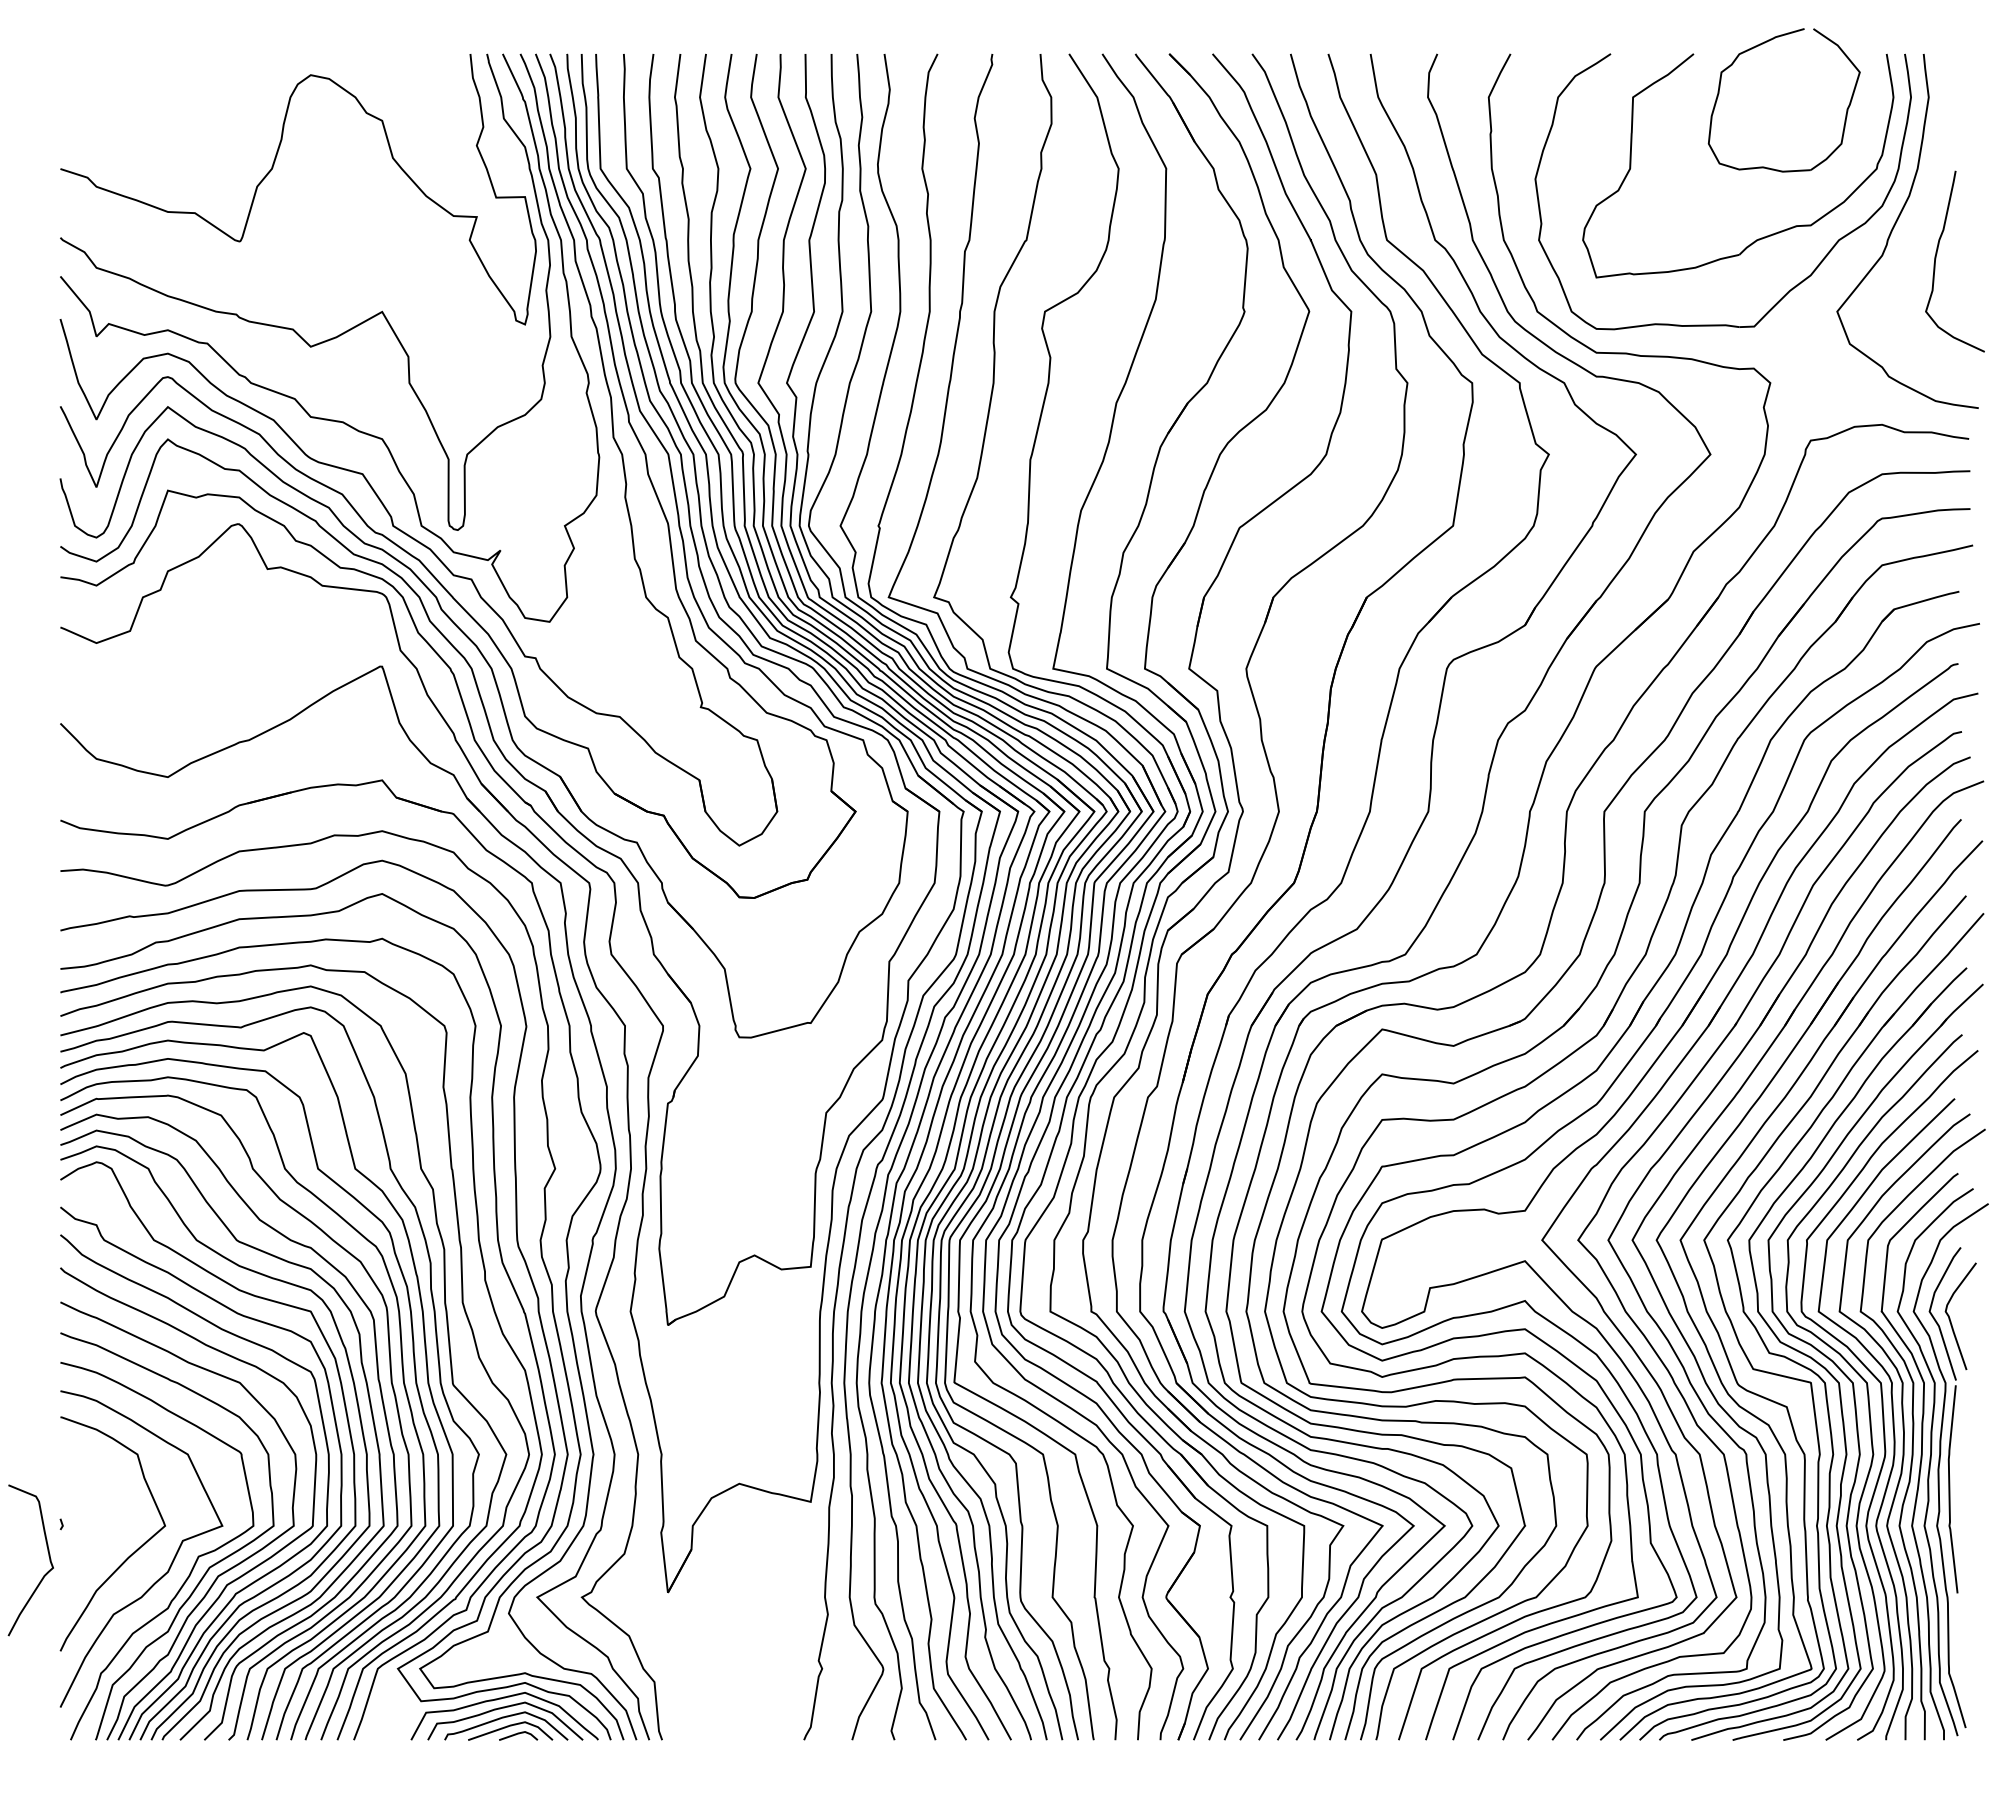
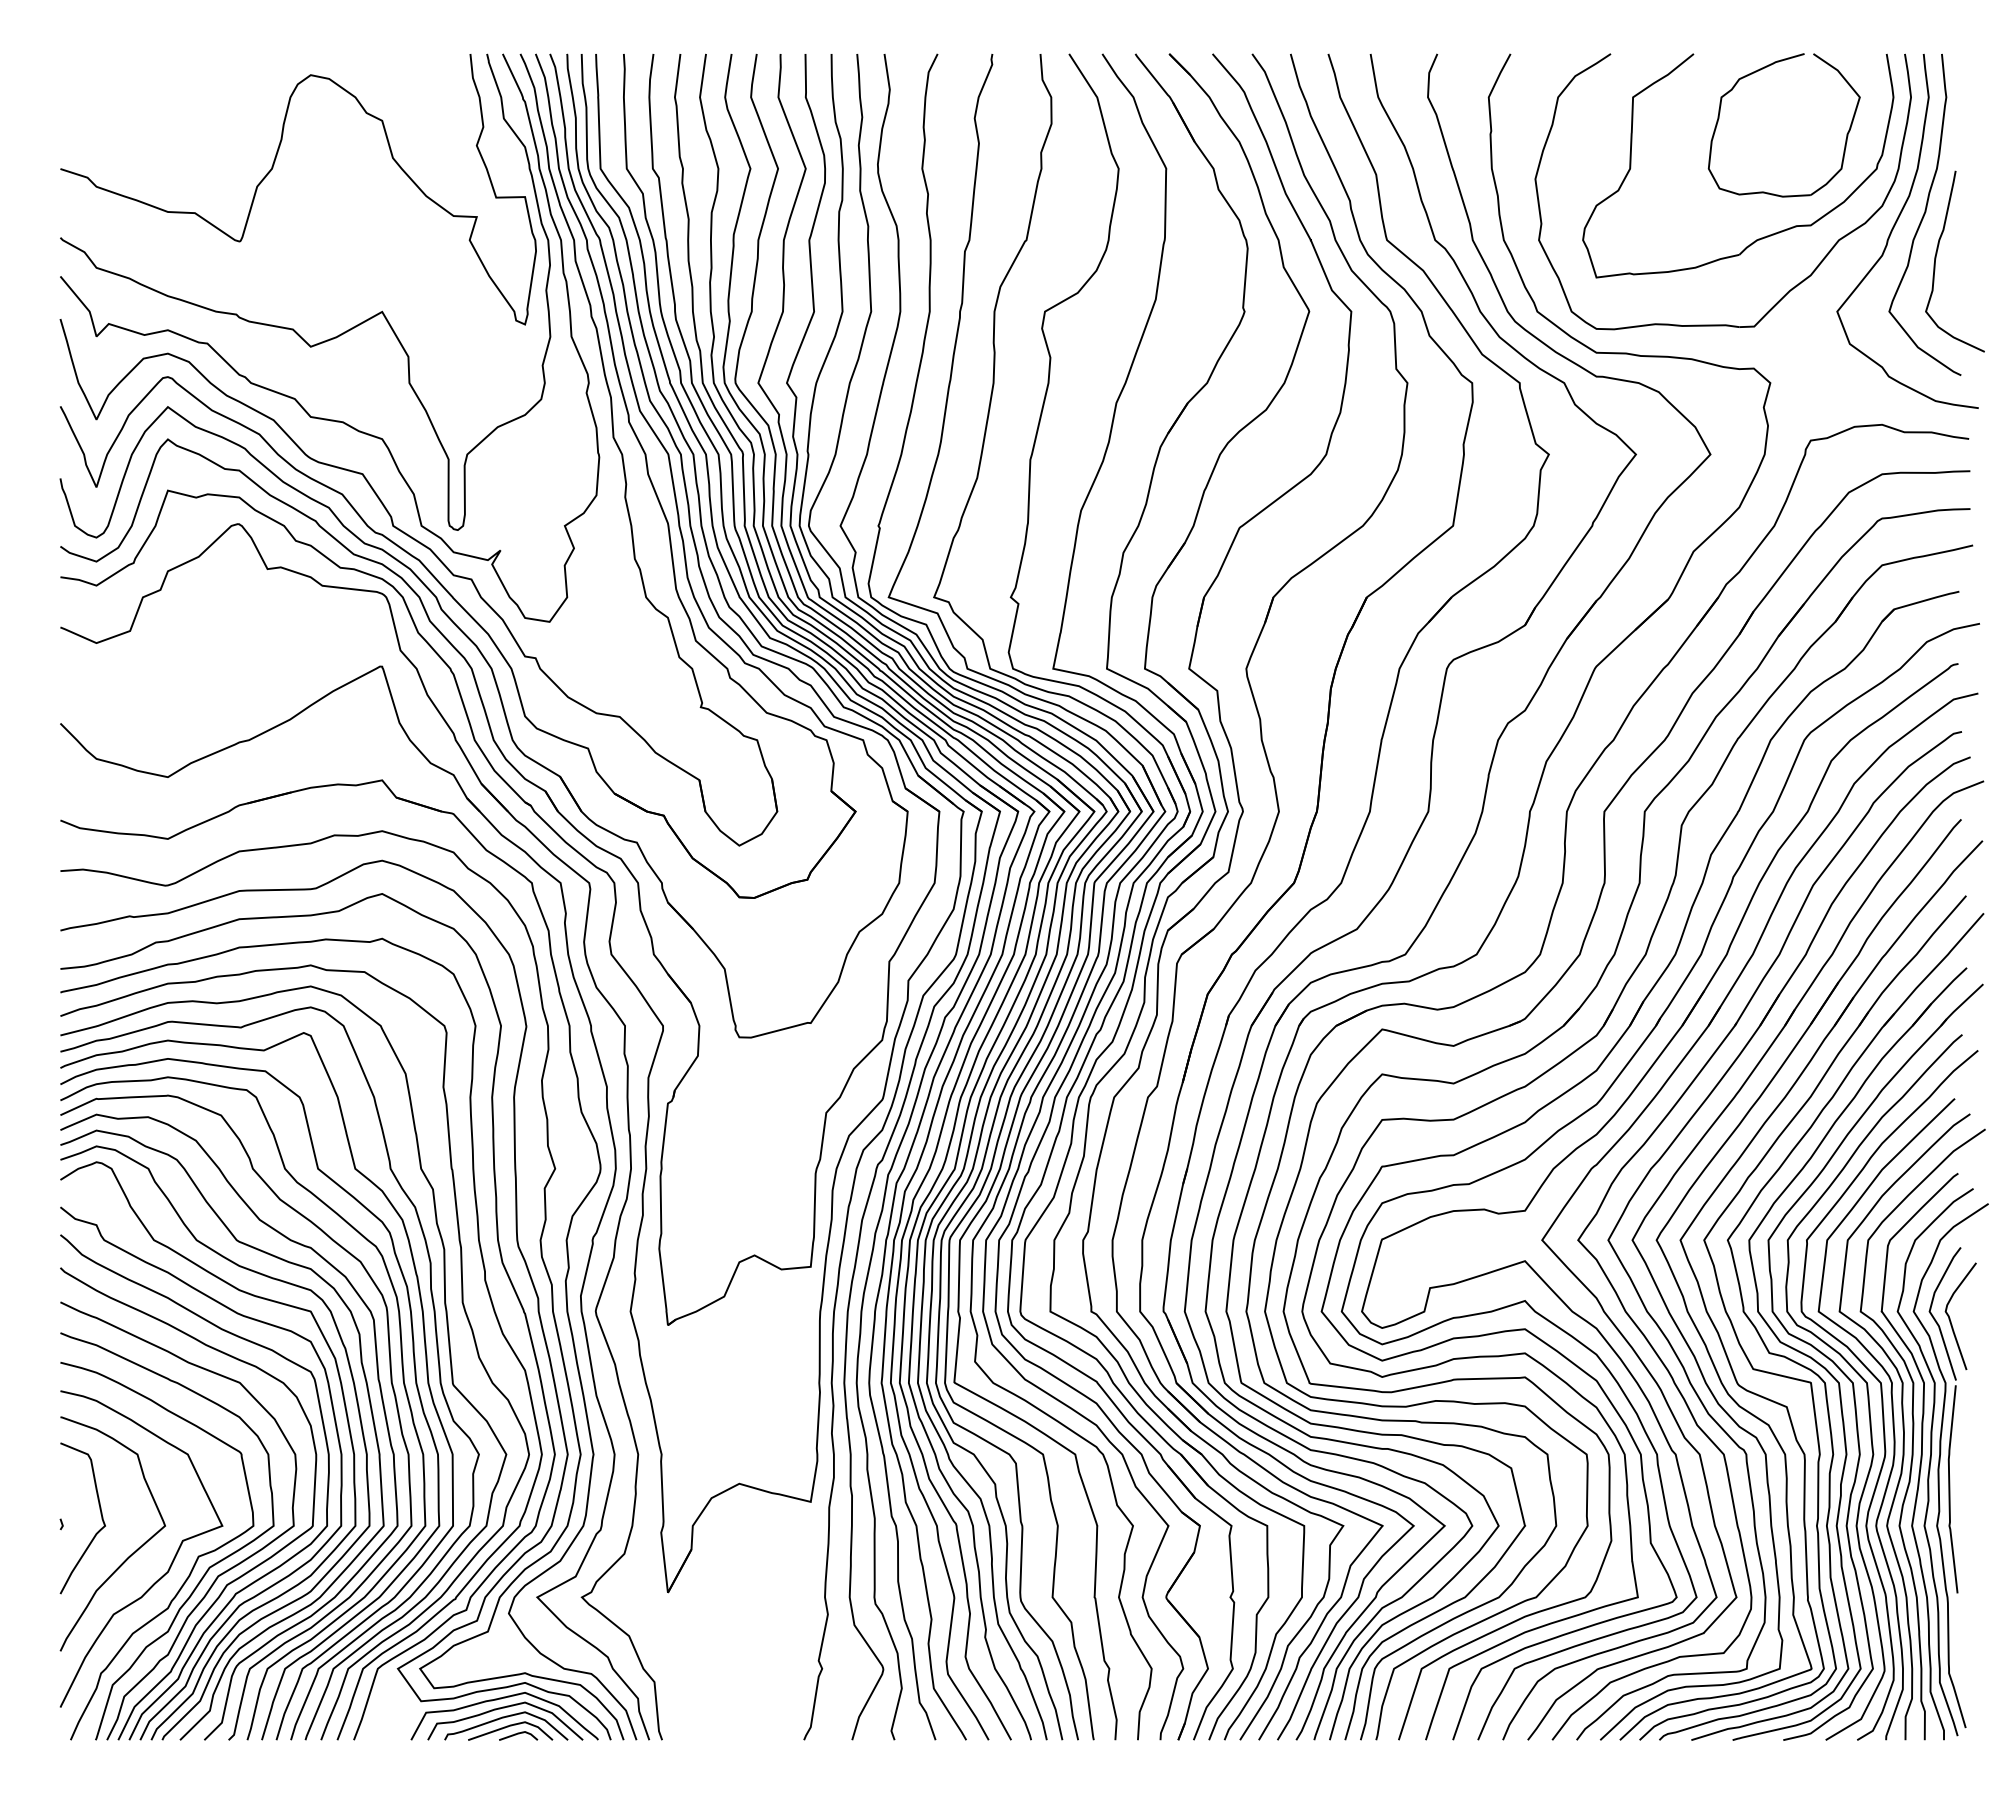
part position: (1756, 47) -> (1756, 72) (1756, 72)
curve: none -> present (1924, 214)
curve position: (48, 1556) -> (100, 1514) (100, 1514)
